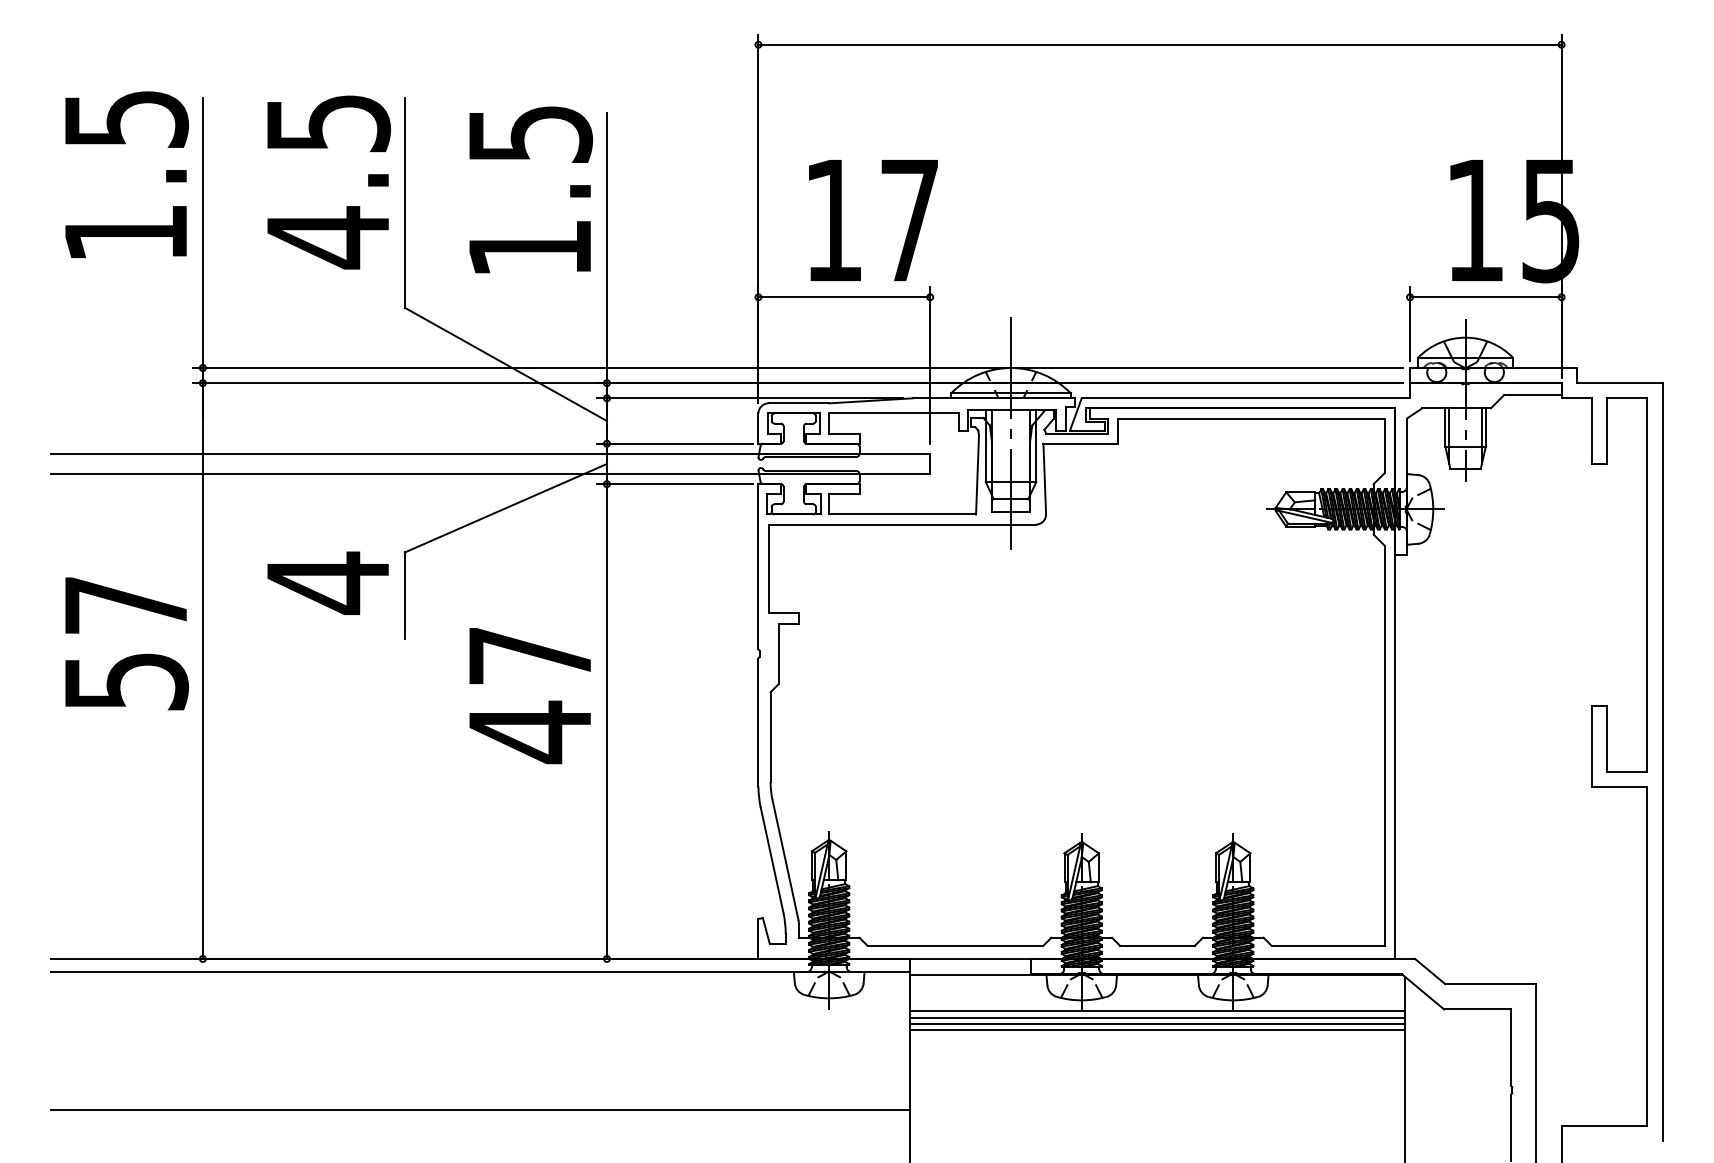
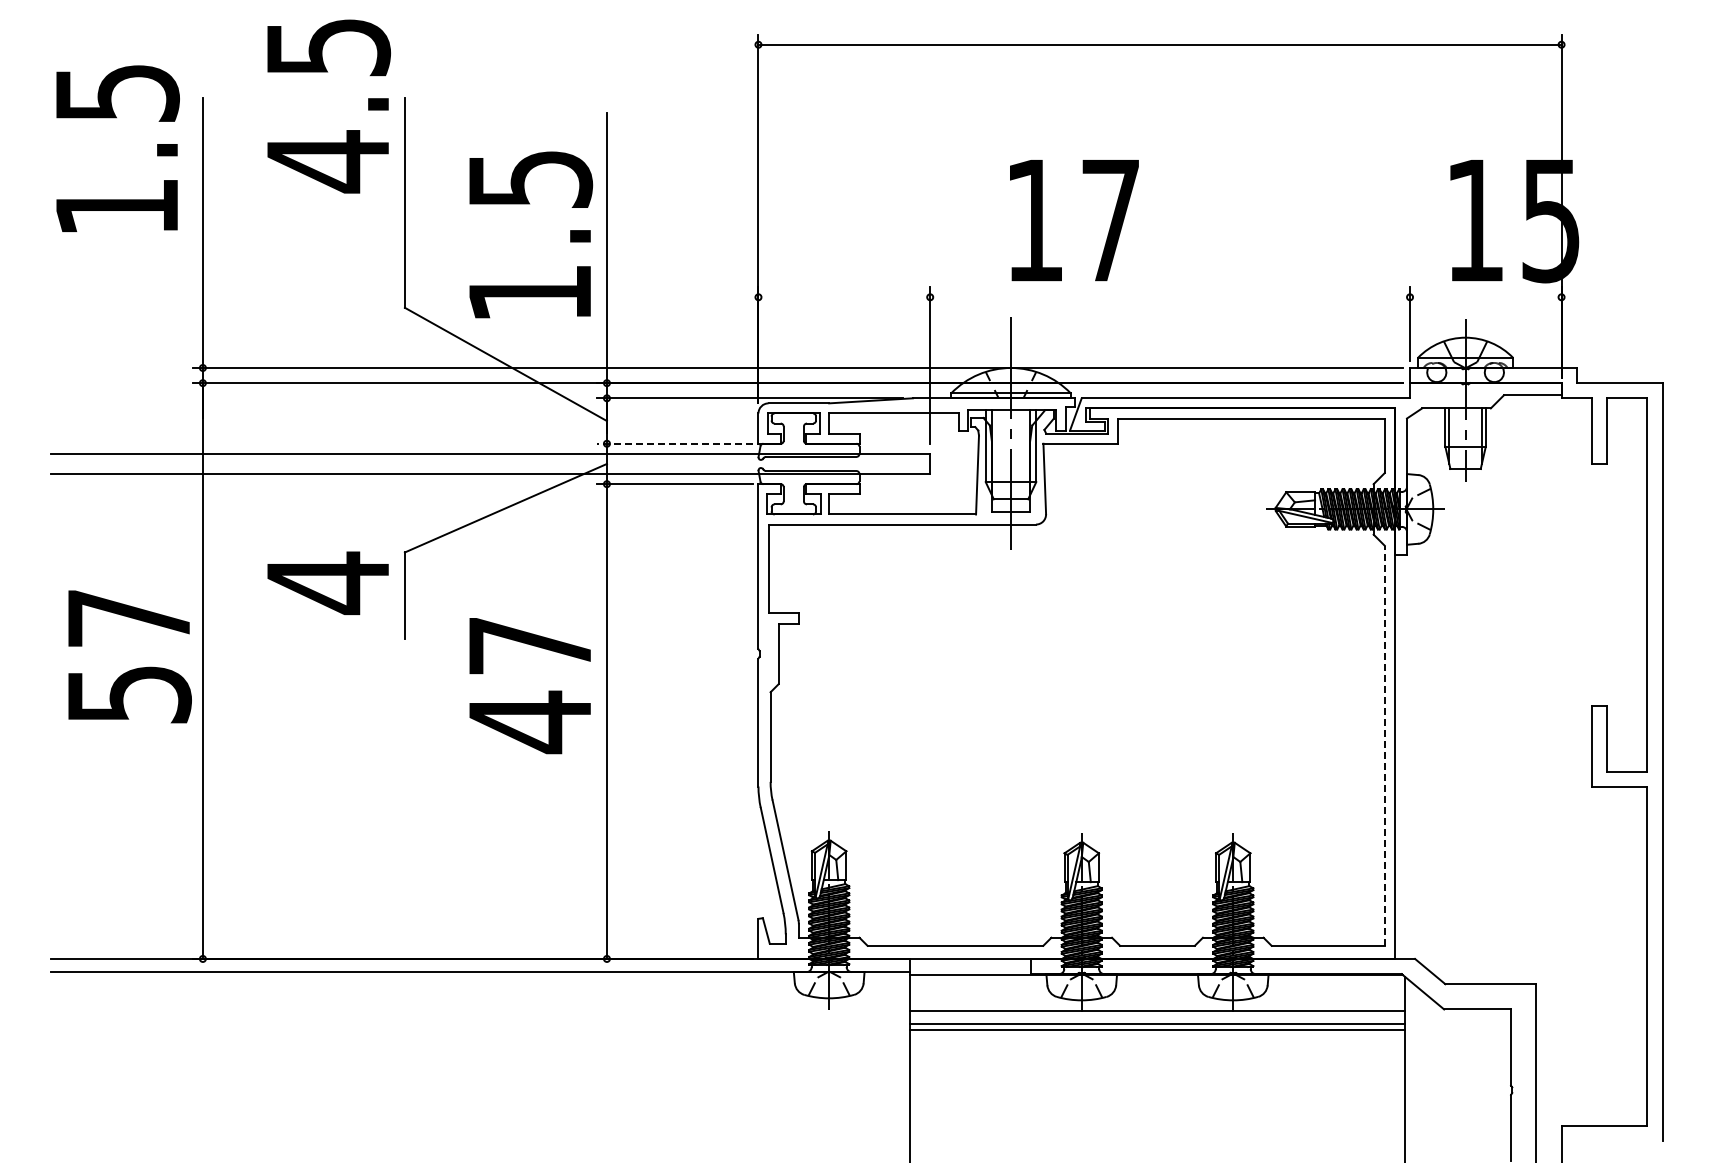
text position: (126, 174) -> (117, 148) (117, 148)
text position: (328, 182) -> (328, 106) (328, 106)
text position: (531, 189) -> (531, 234) (531, 234)
text position: (873, 220) -> (1074, 220) (1074, 220)
line: present -> none (844, 297)
line: present -> none (1485, 297)
line: solid -> dashed (674, 443)
text position: (126, 643) -> (129, 656) (129, 656)
text position: (529, 696) -> (529, 686) (529, 686)
line: solid -> dashed (1384, 745)
line: present -> none (1157, 1017)
line: present -> none (480, 1110)
